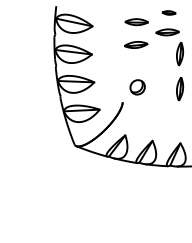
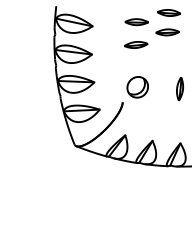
part size: 16x6 px -> 24x8 px (168, 12)
part: present -> none (179, 54)
part size: 17x17 px -> 23x23 px (137, 87)
